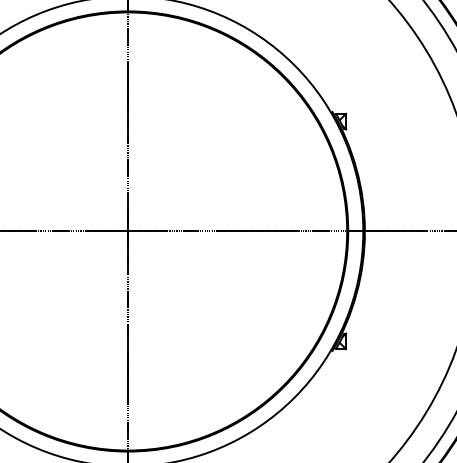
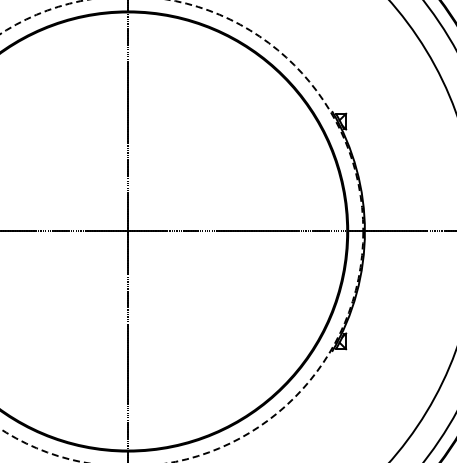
circle: solid -> dashed (181, 231)
